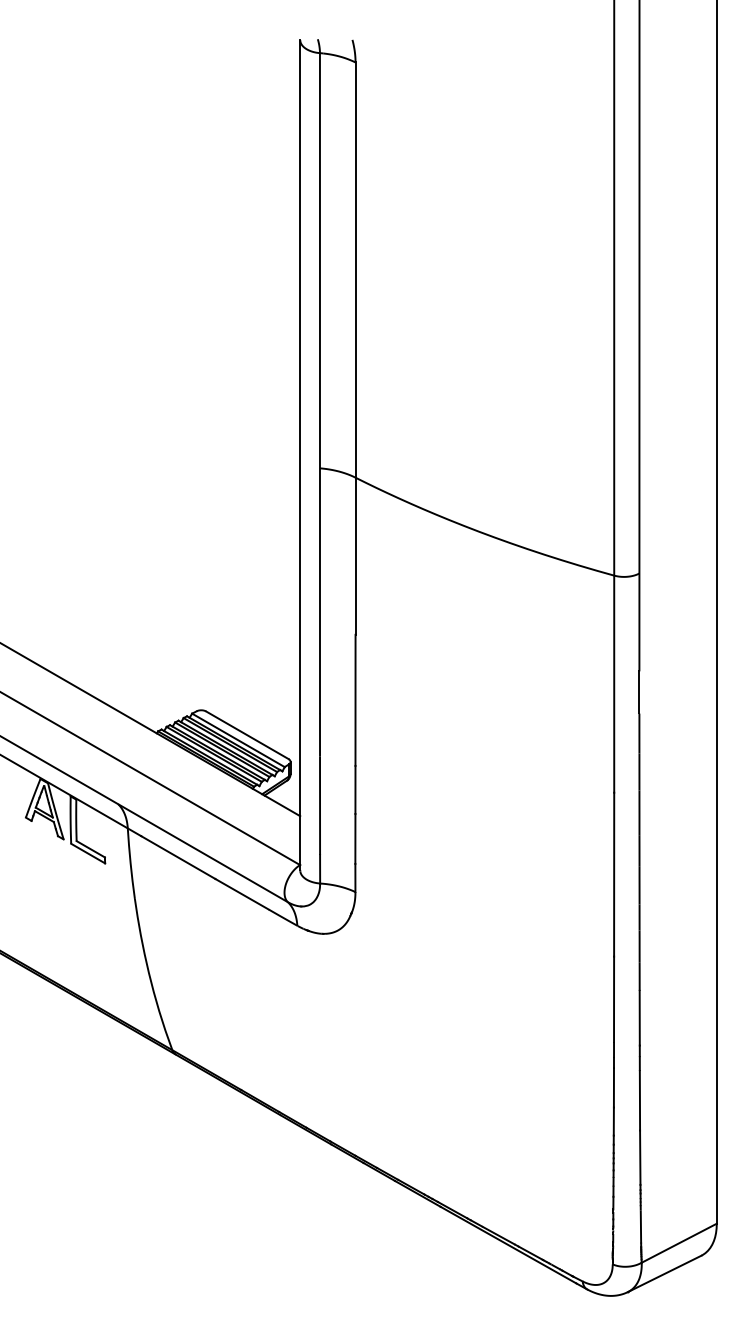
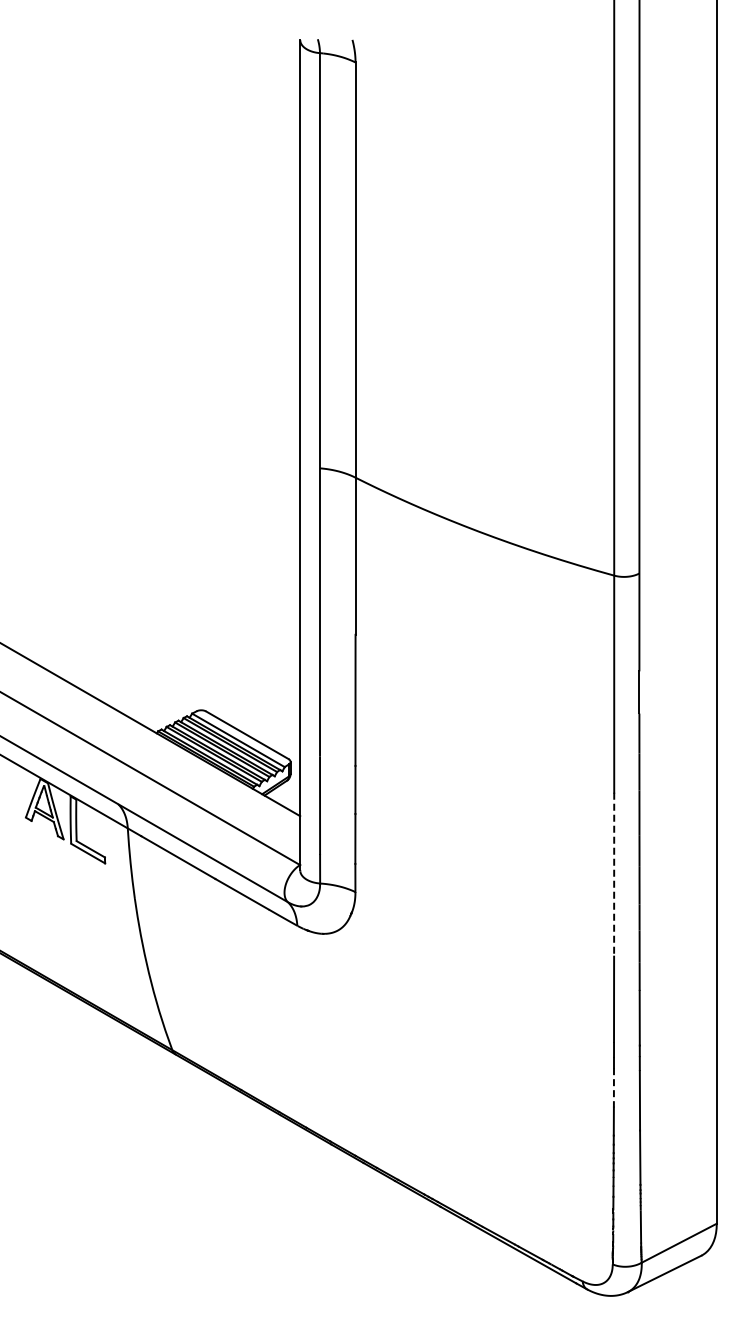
line: solid -> dashed (614, 874)
line: solid -> dashed (613, 1087)
